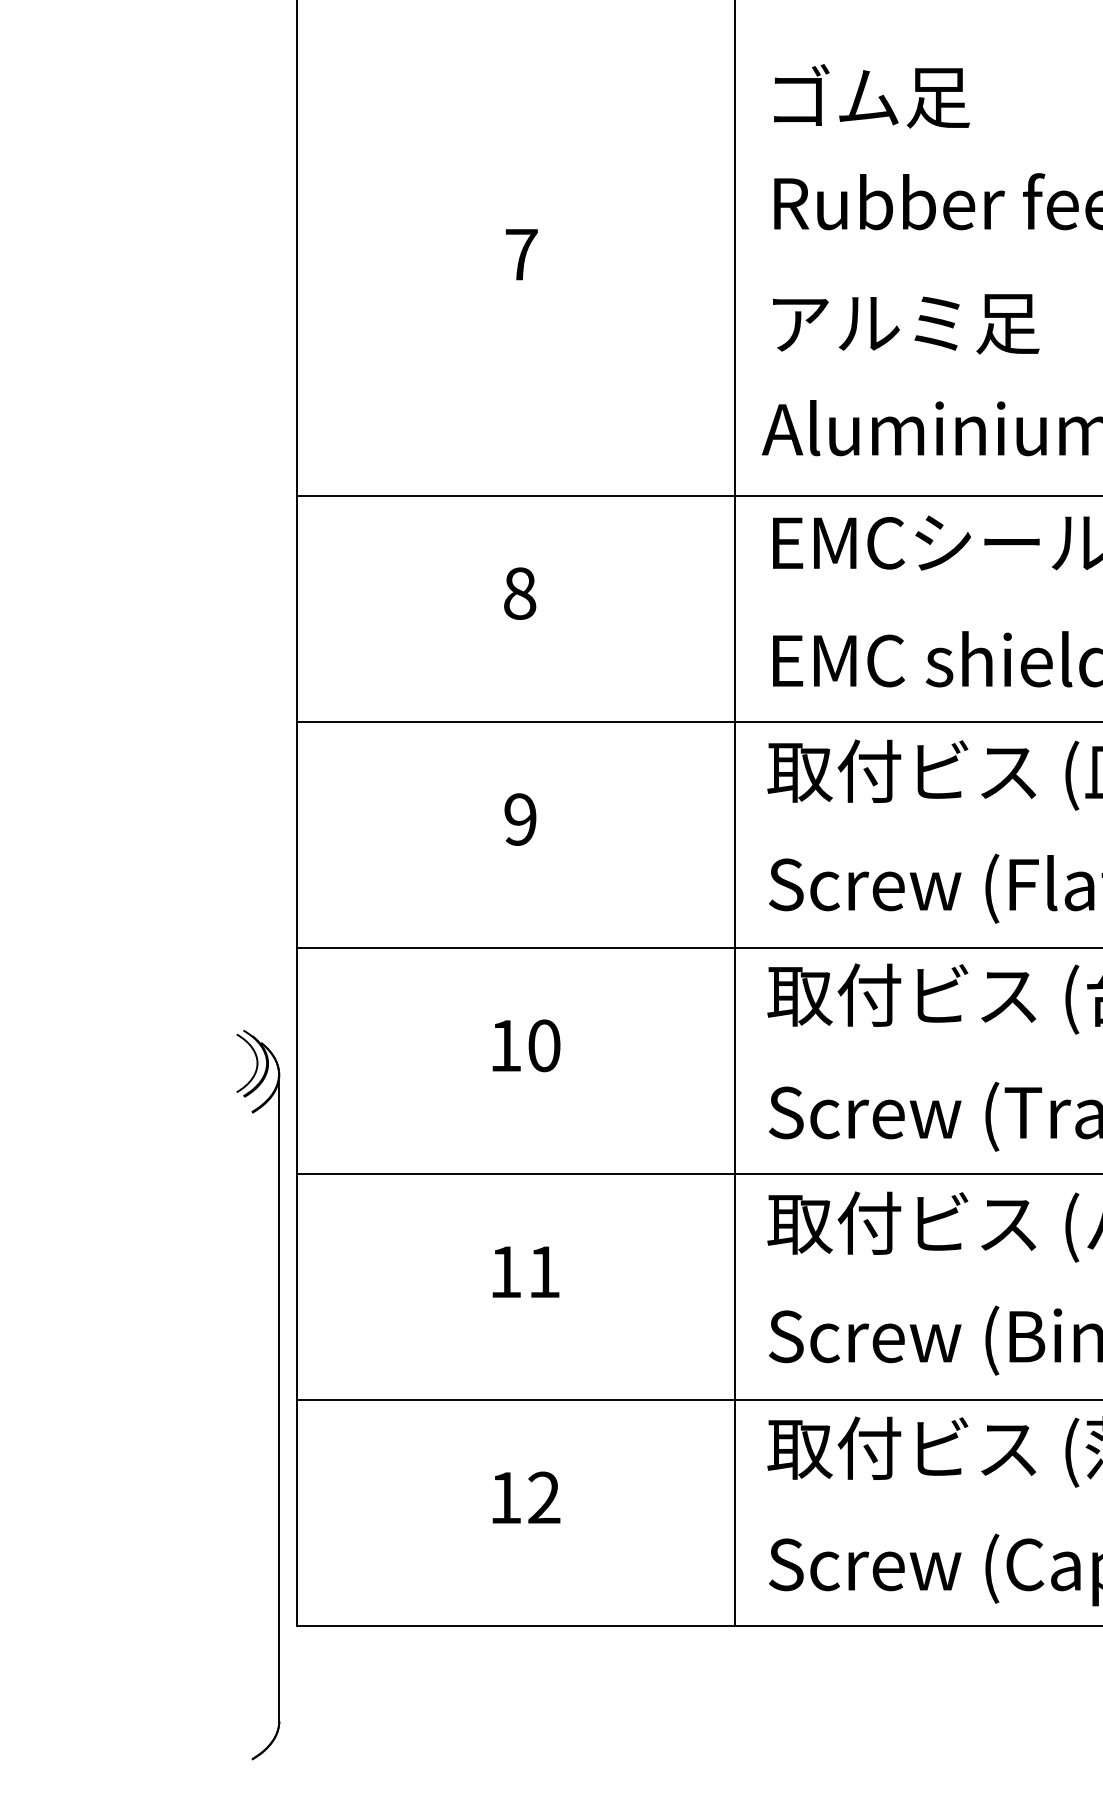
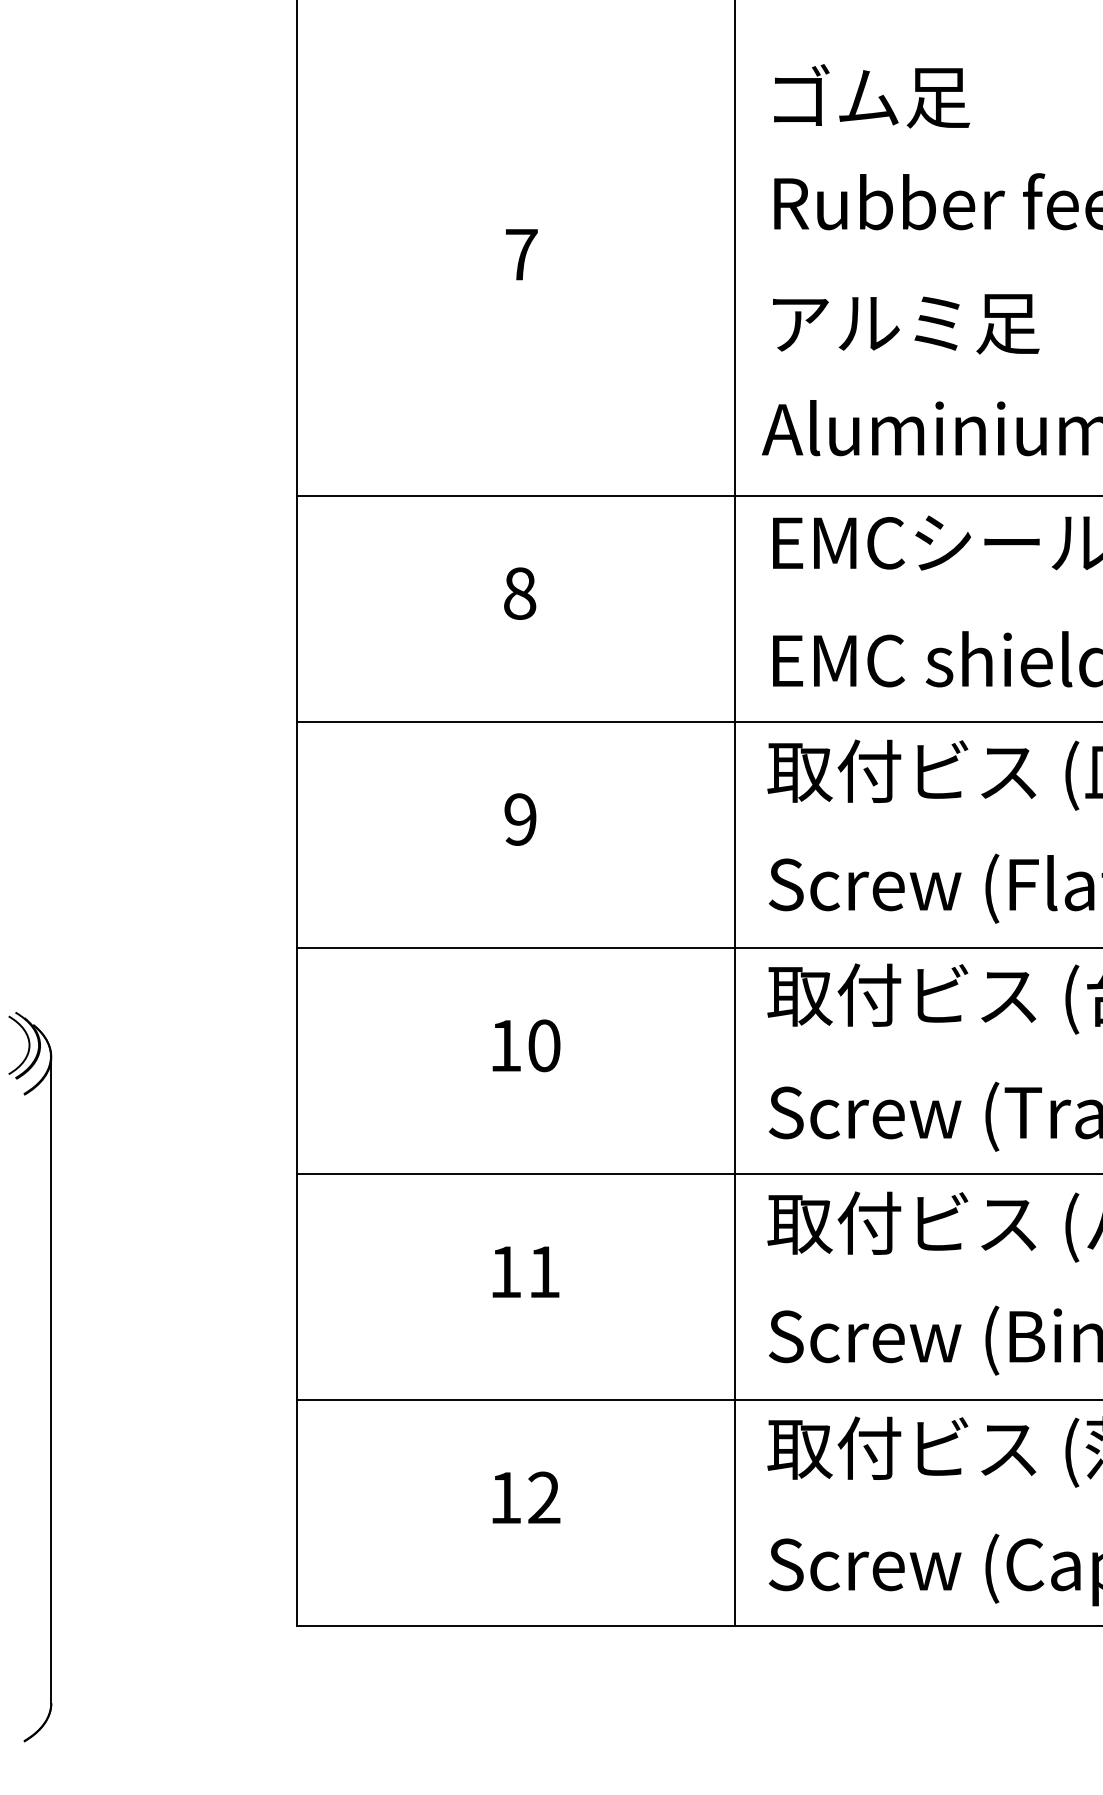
part position: (278, 1395) -> (50, 1377) (50, 1377)
